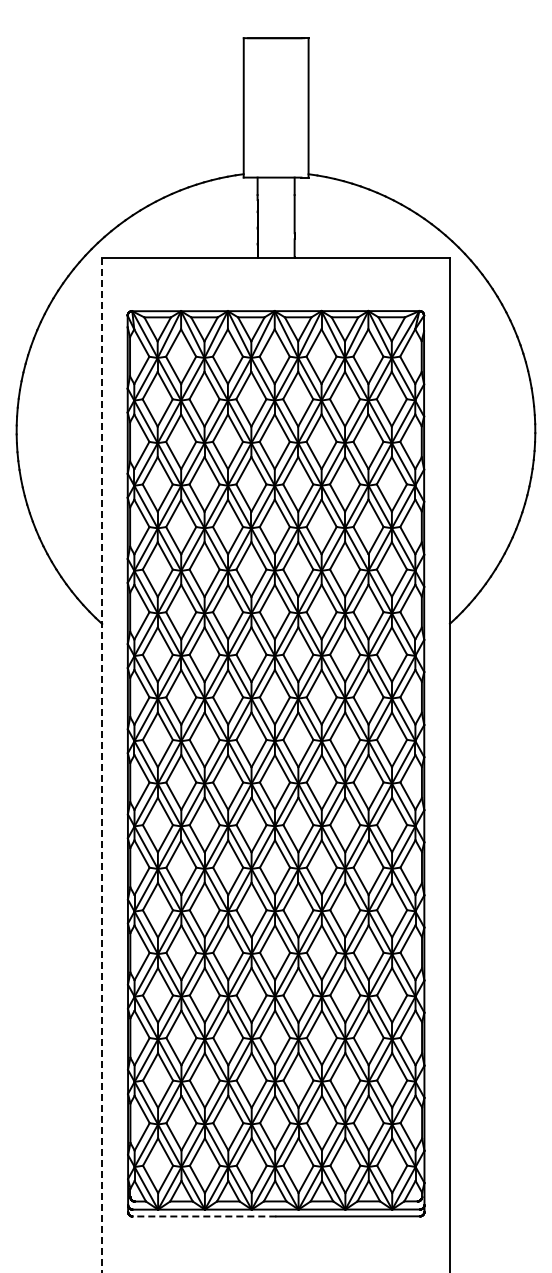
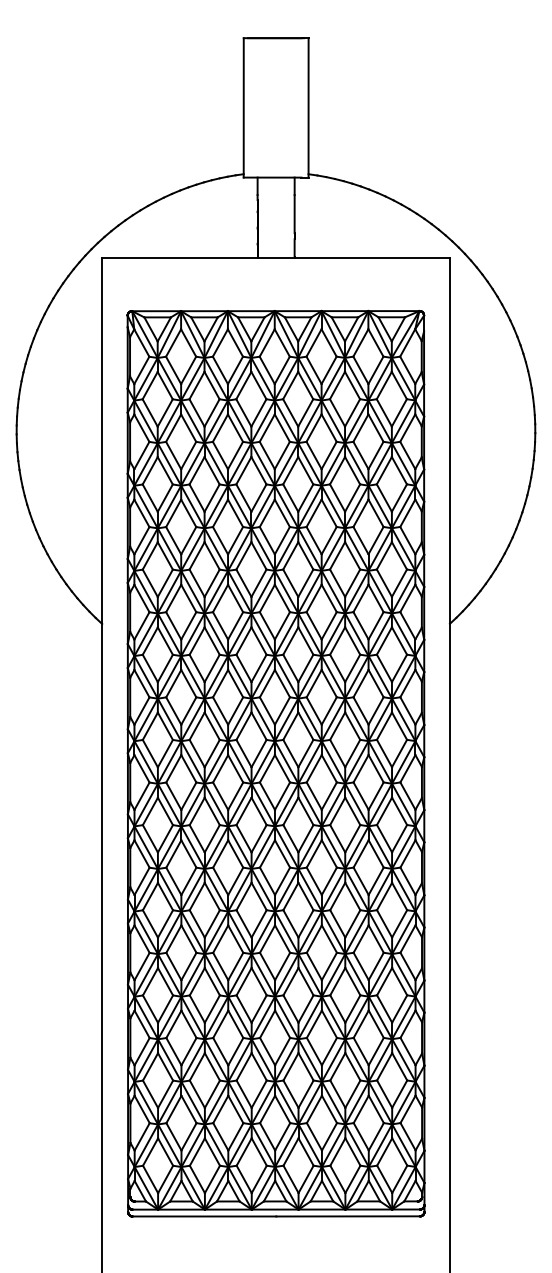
line: dashed -> solid (102, 765)
line: dashed -> solid (204, 1216)
